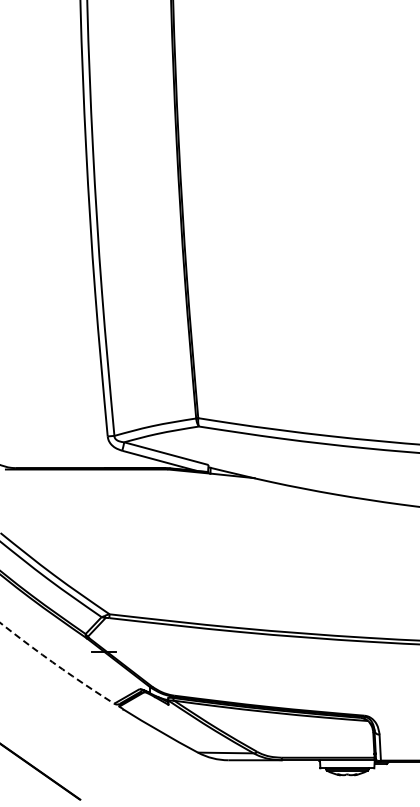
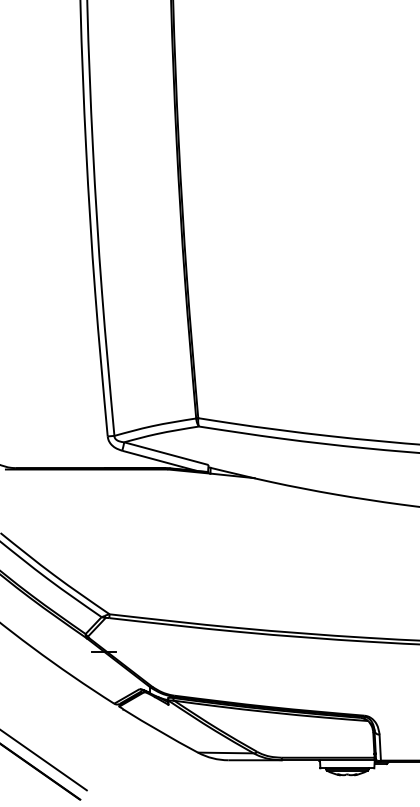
arc: dashed -> solid (55, 664)
line: none -> present (44, 760)
